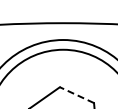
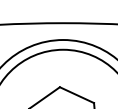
line: dashed -> solid (76, 95)
